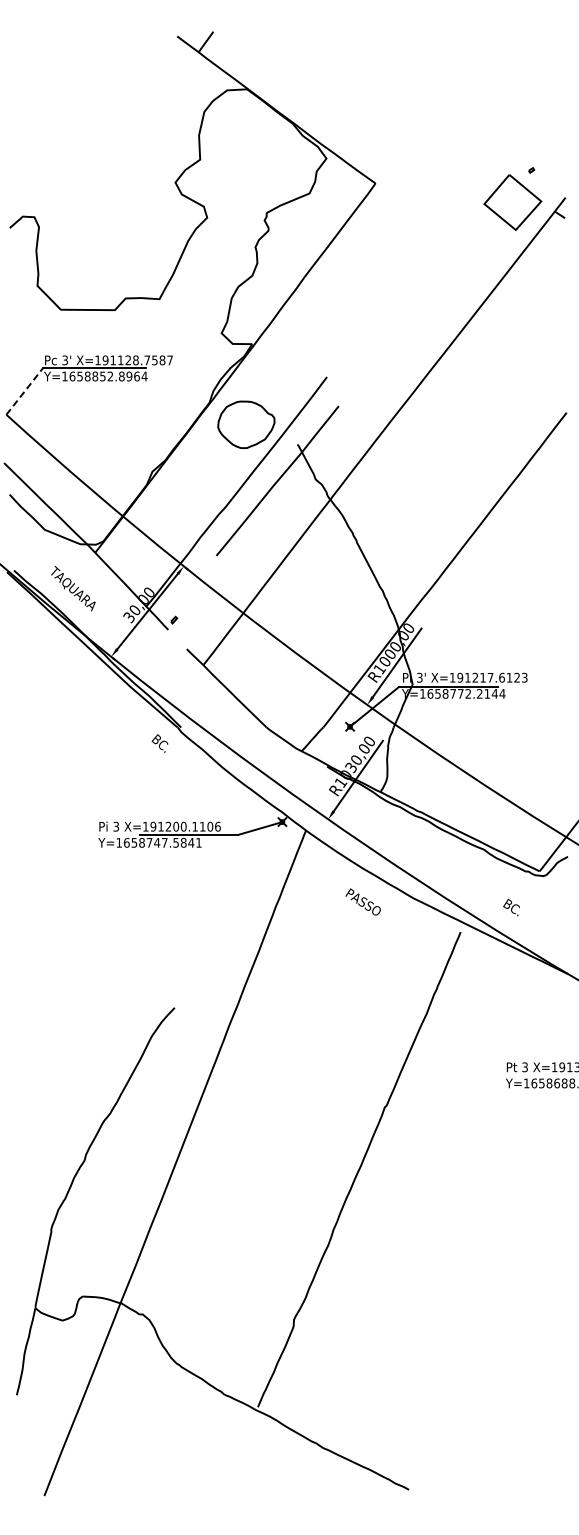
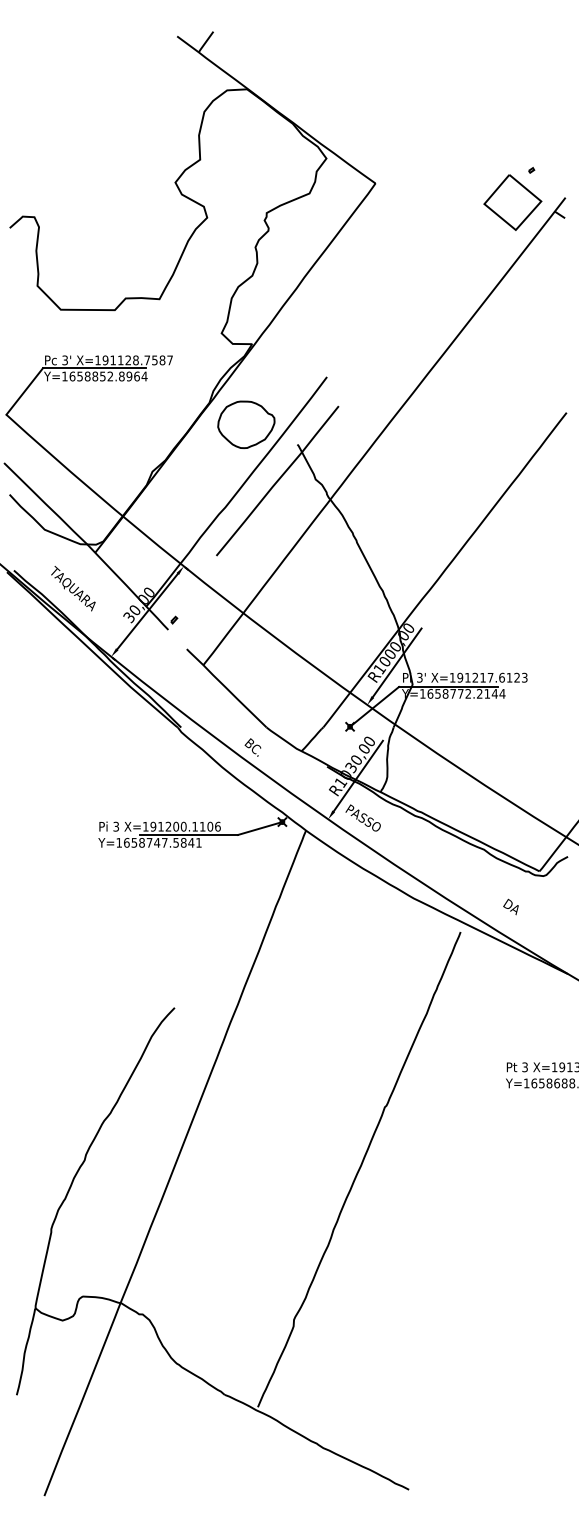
line: dashed -> solid (24, 391)
text position: (159, 743) -> (252, 747) (252, 747)
text position: (362, 901) -> (362, 817) (362, 817)
text: BC. -> DA (512, 909)
